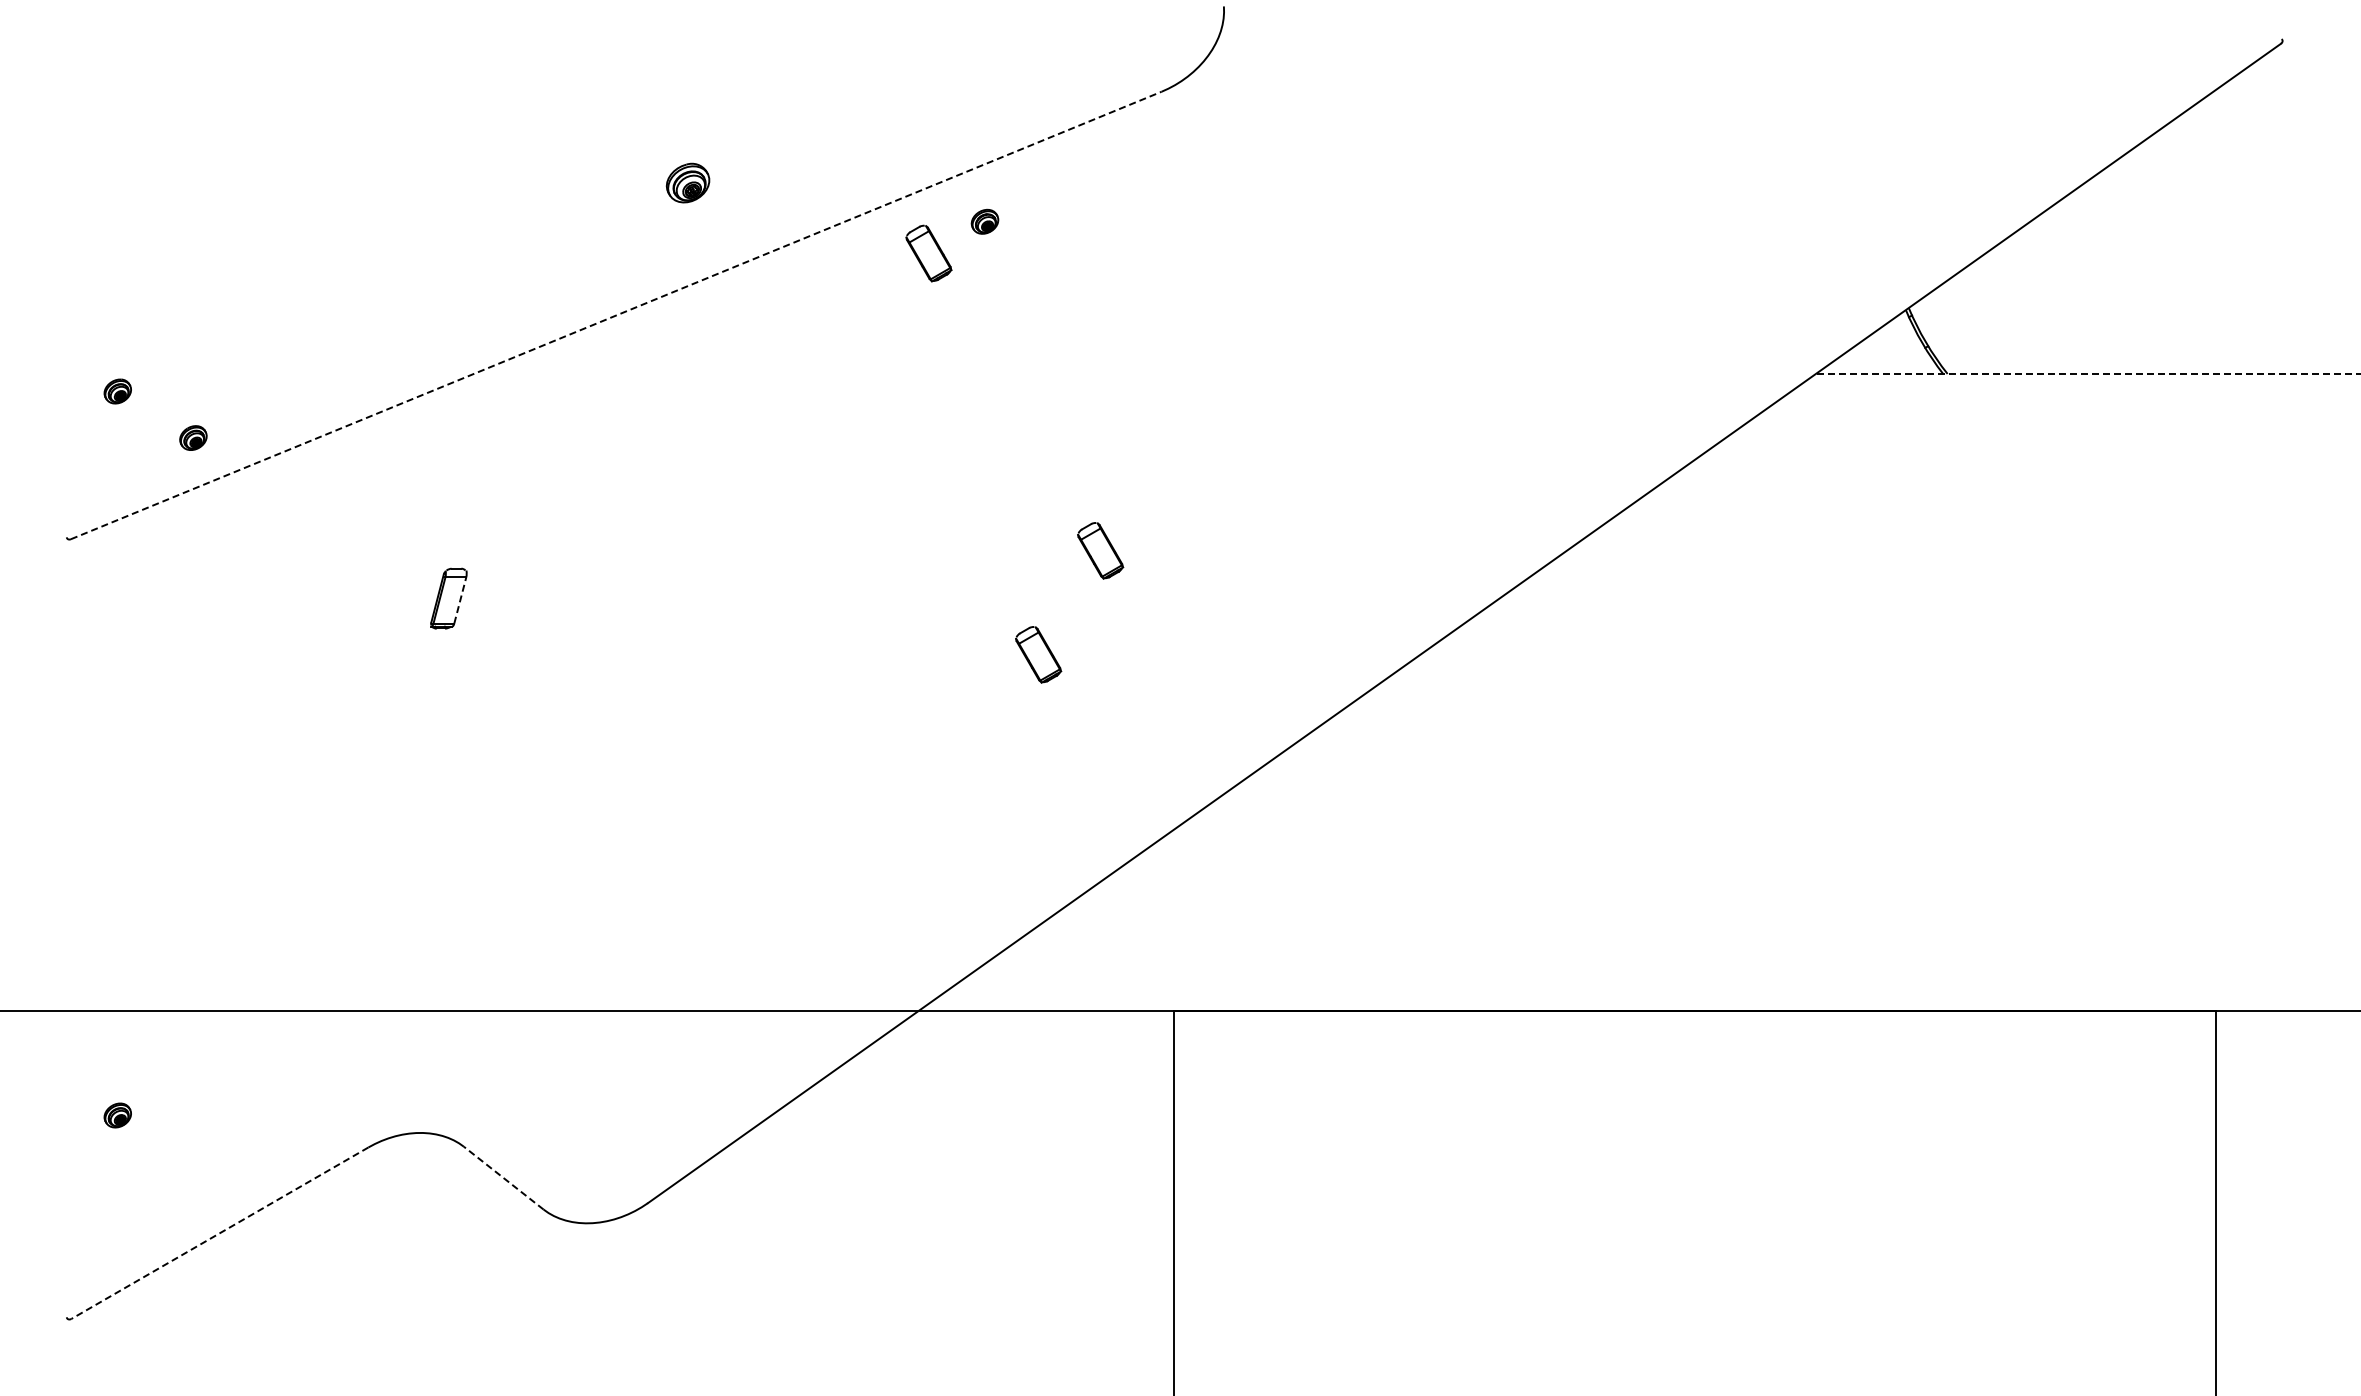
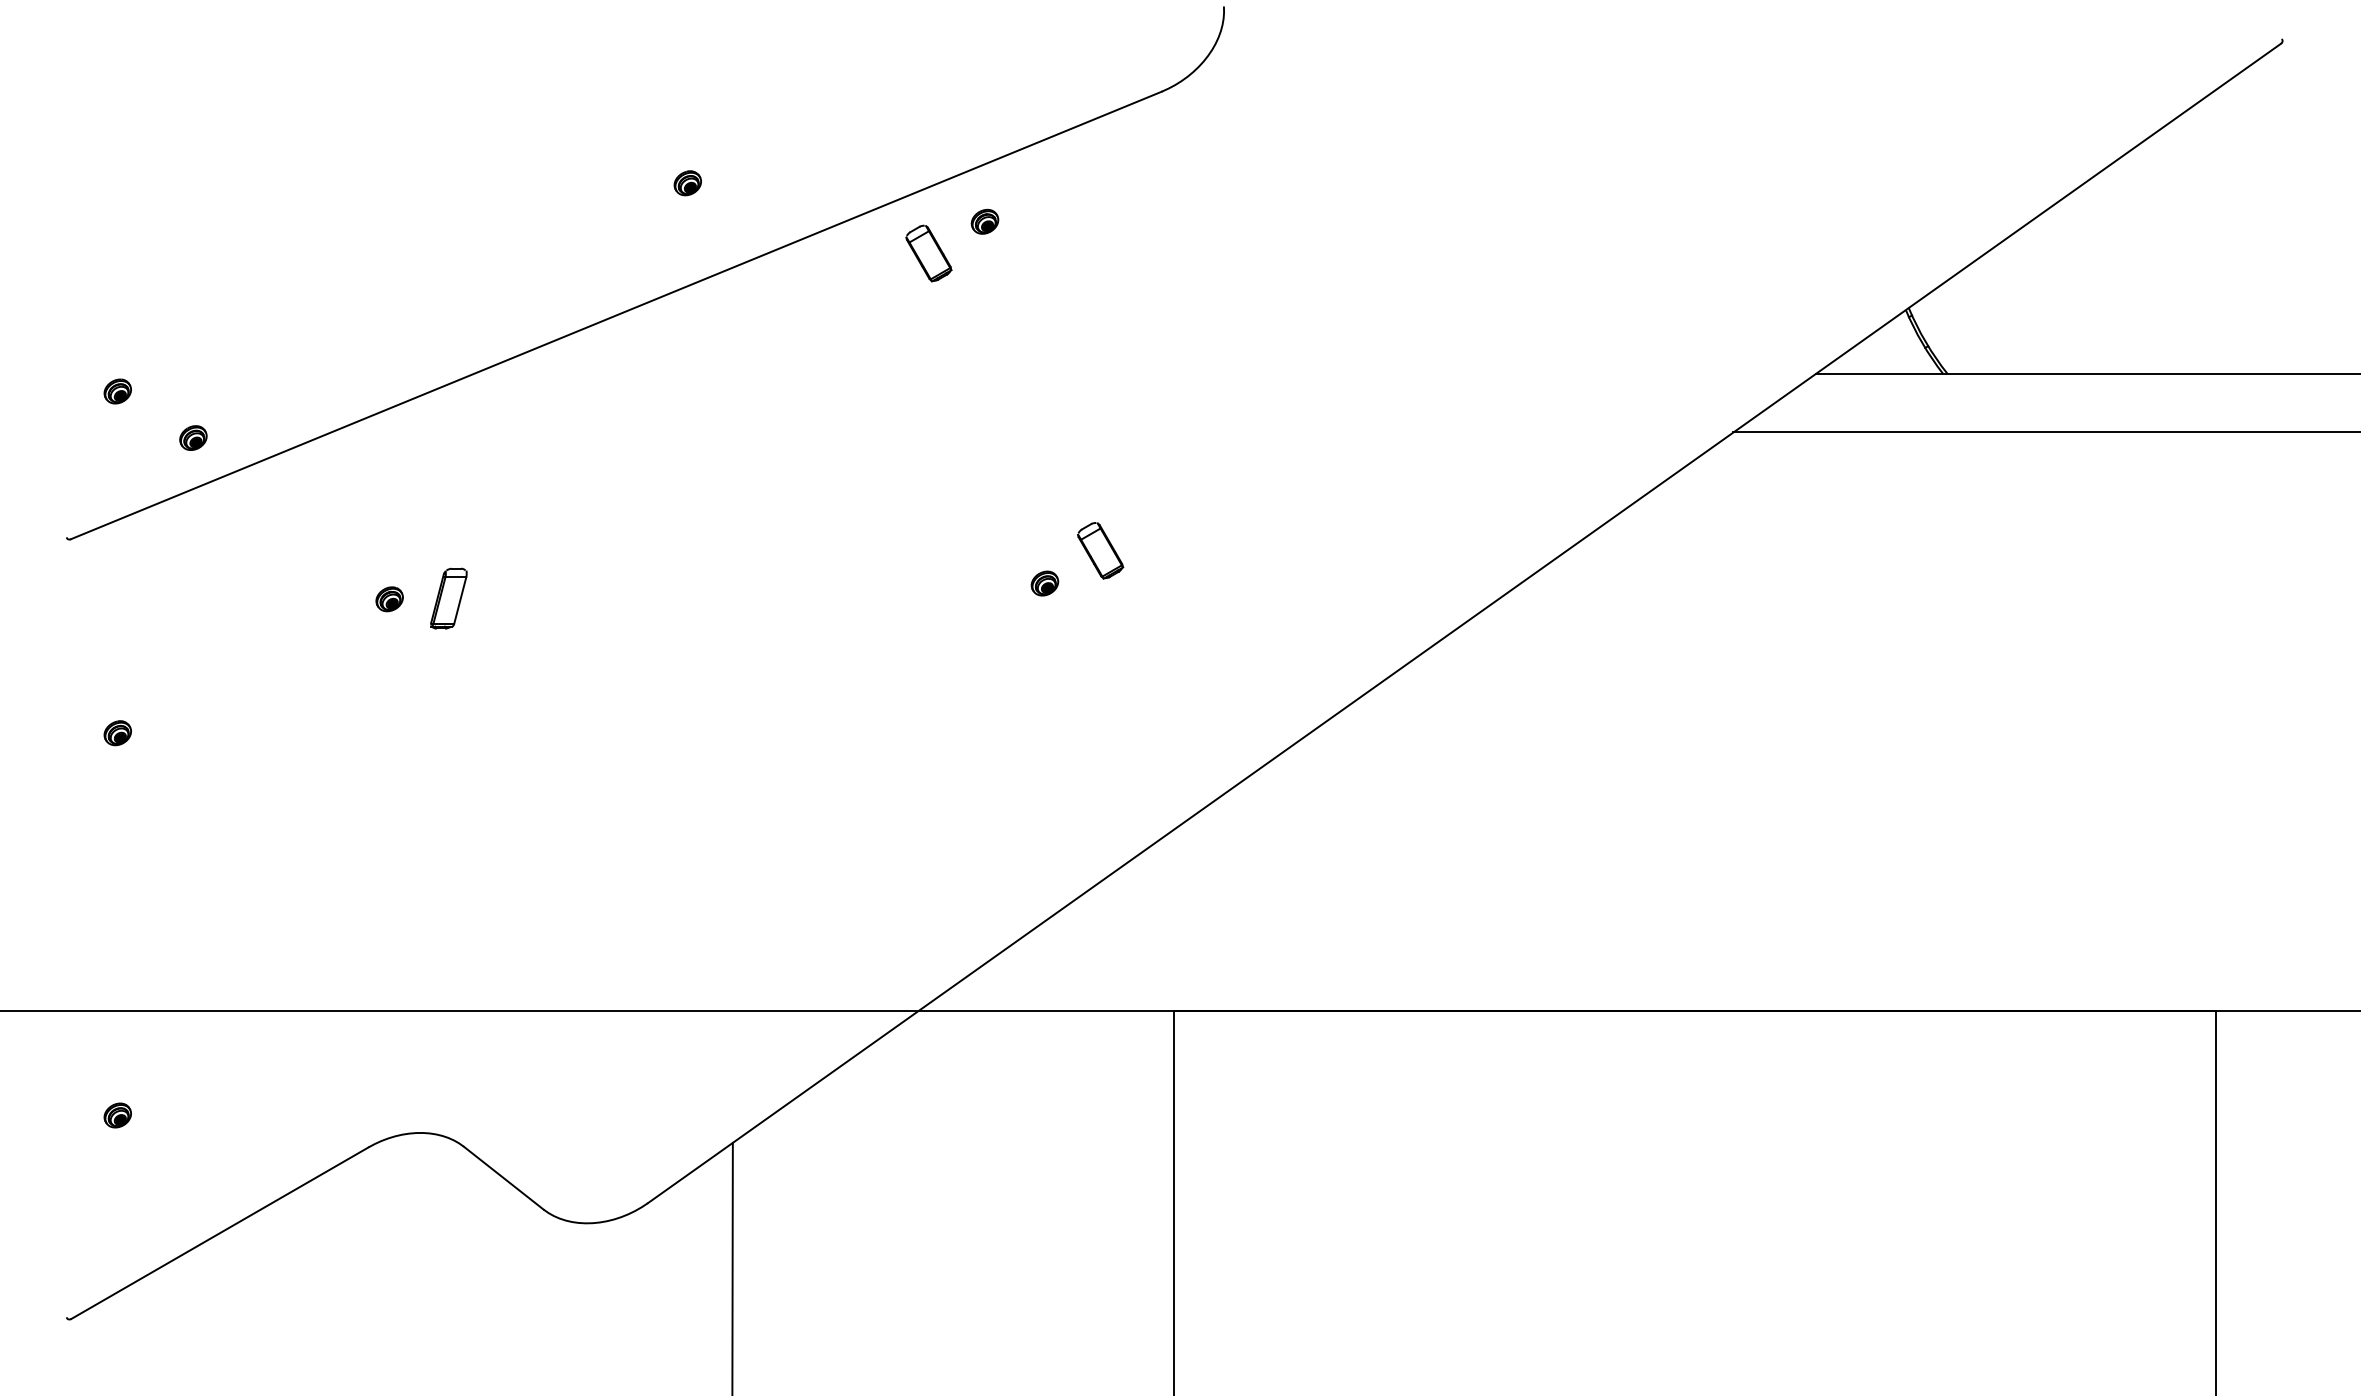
part size: 46x42 px -> 29x27 px (687, 183)
line: dashed -> solid (616, 315)
line: dashed -> solid (2087, 373)
line: none -> present (2045, 432)
part: none -> present (1044, 583)
part: none -> present (389, 599)
line: dashed -> solid (460, 600)
part: present -> none (1038, 654)
part: none -> present (117, 733)
line: dashed -> solid (503, 1178)
line: dashed -> solid (219, 1233)
line: none -> present (732, 1267)
